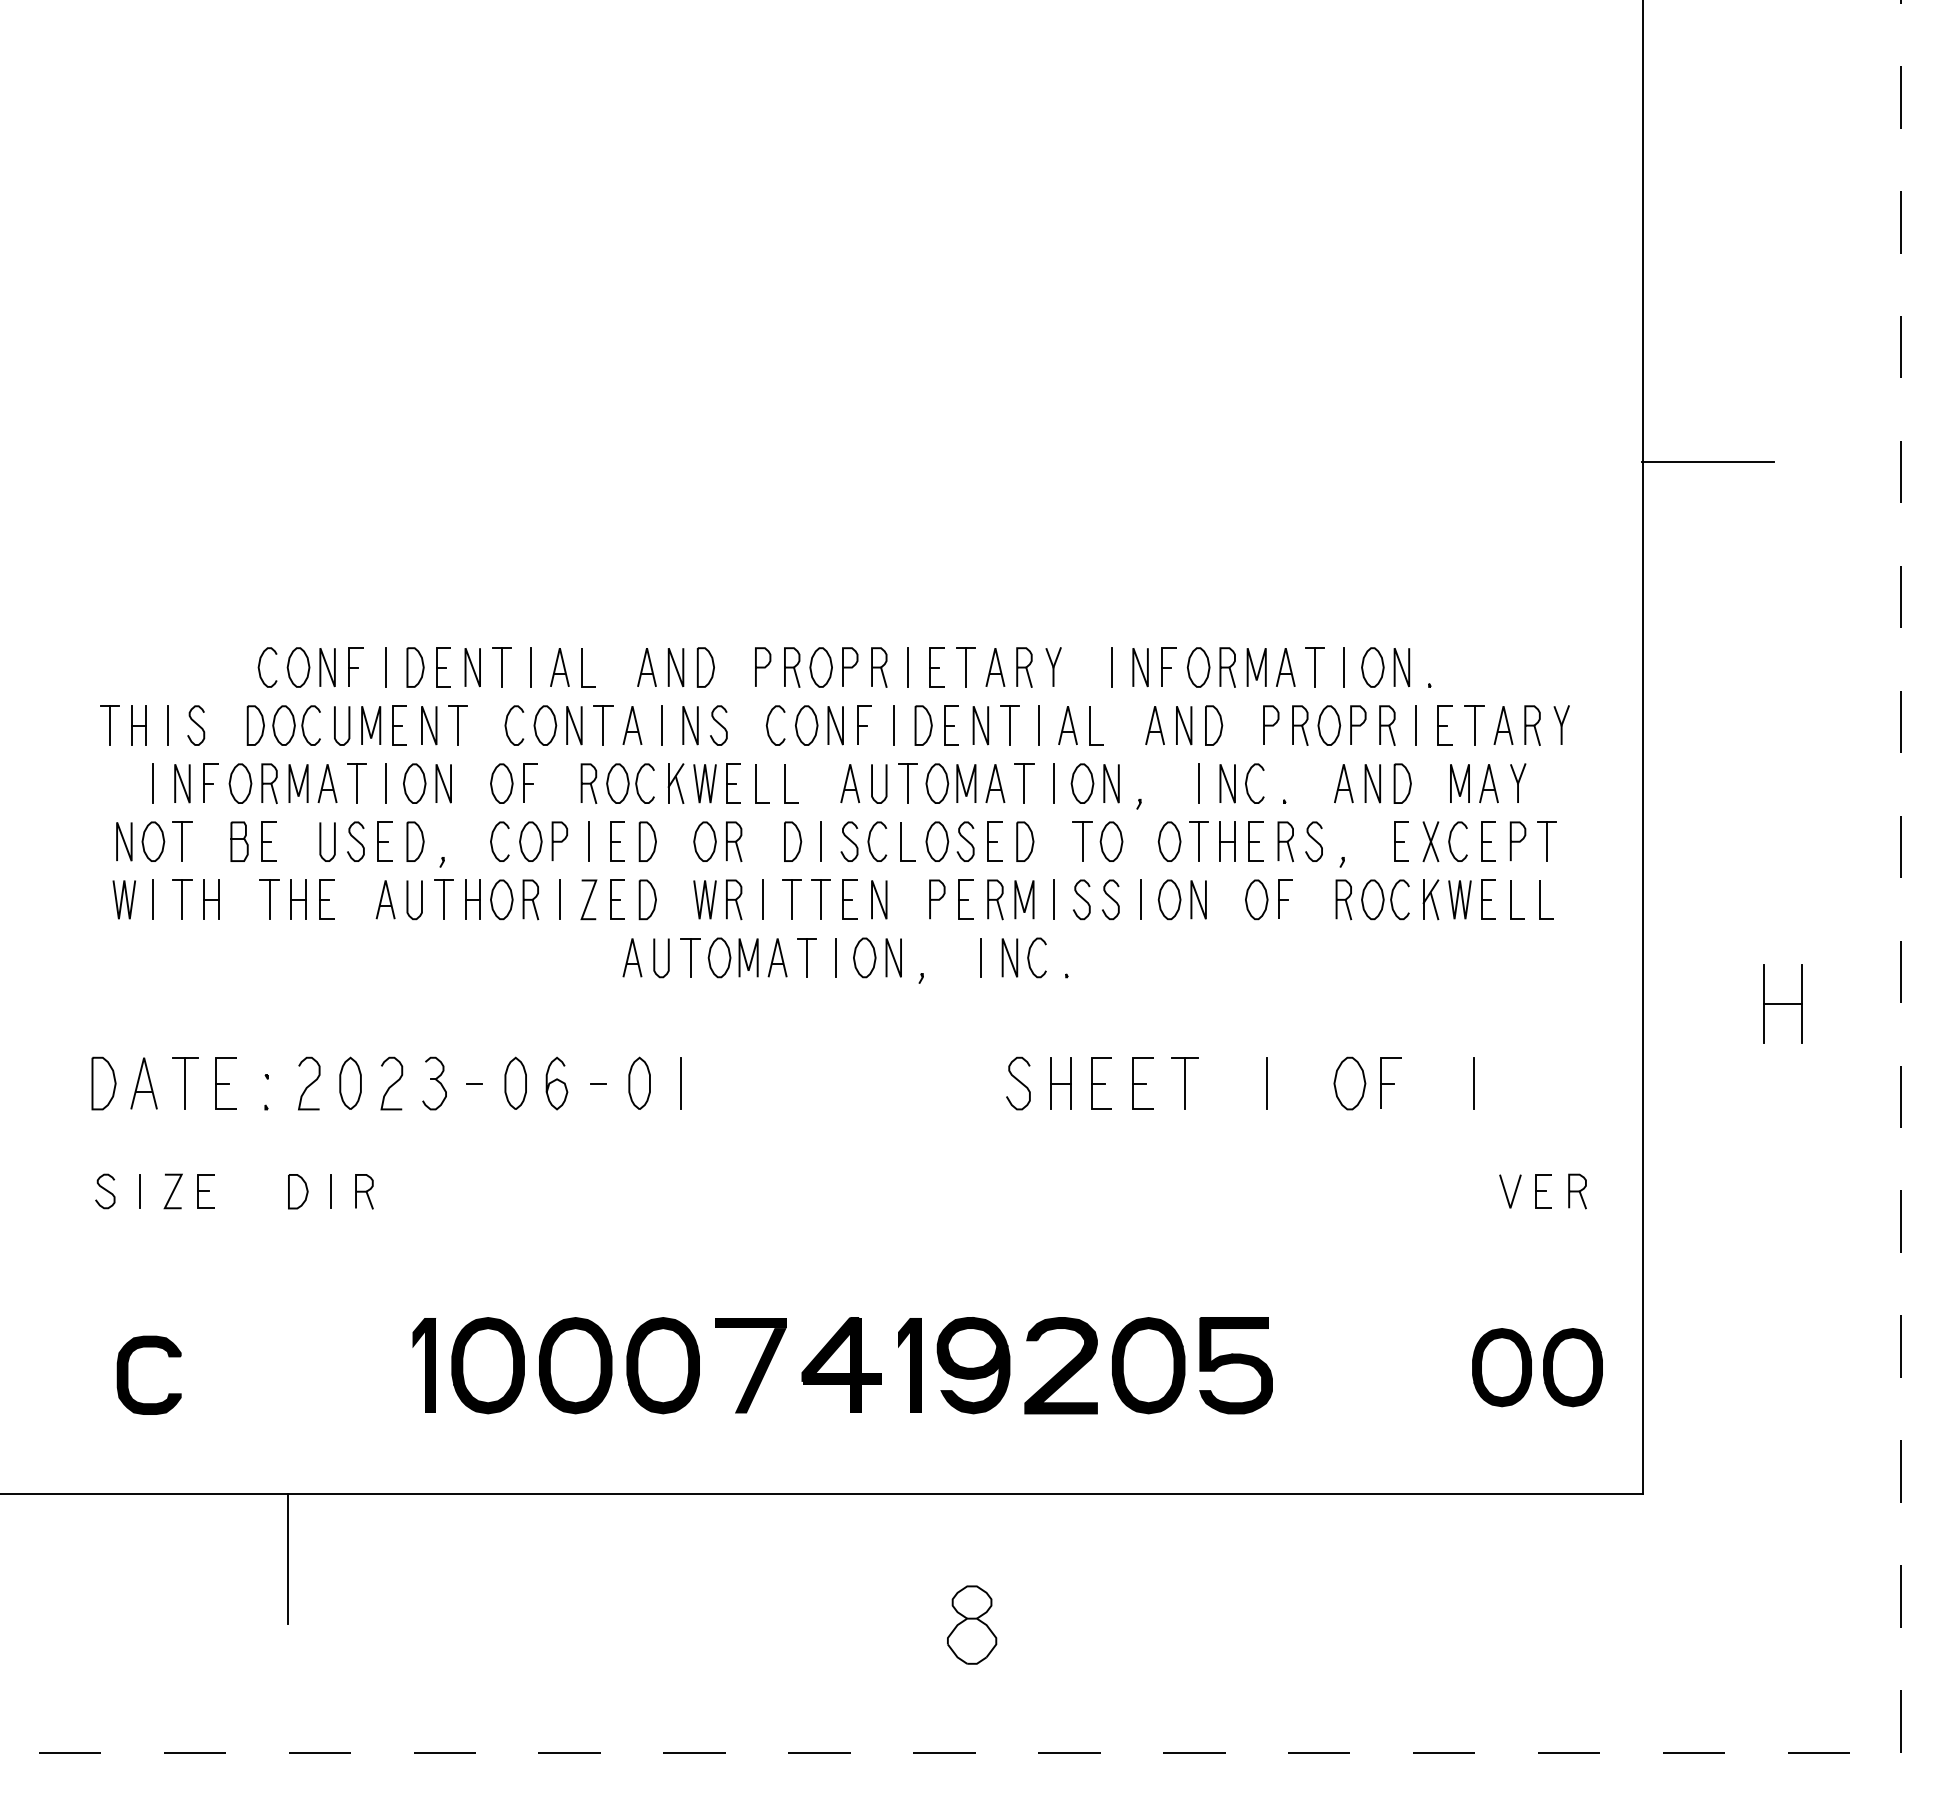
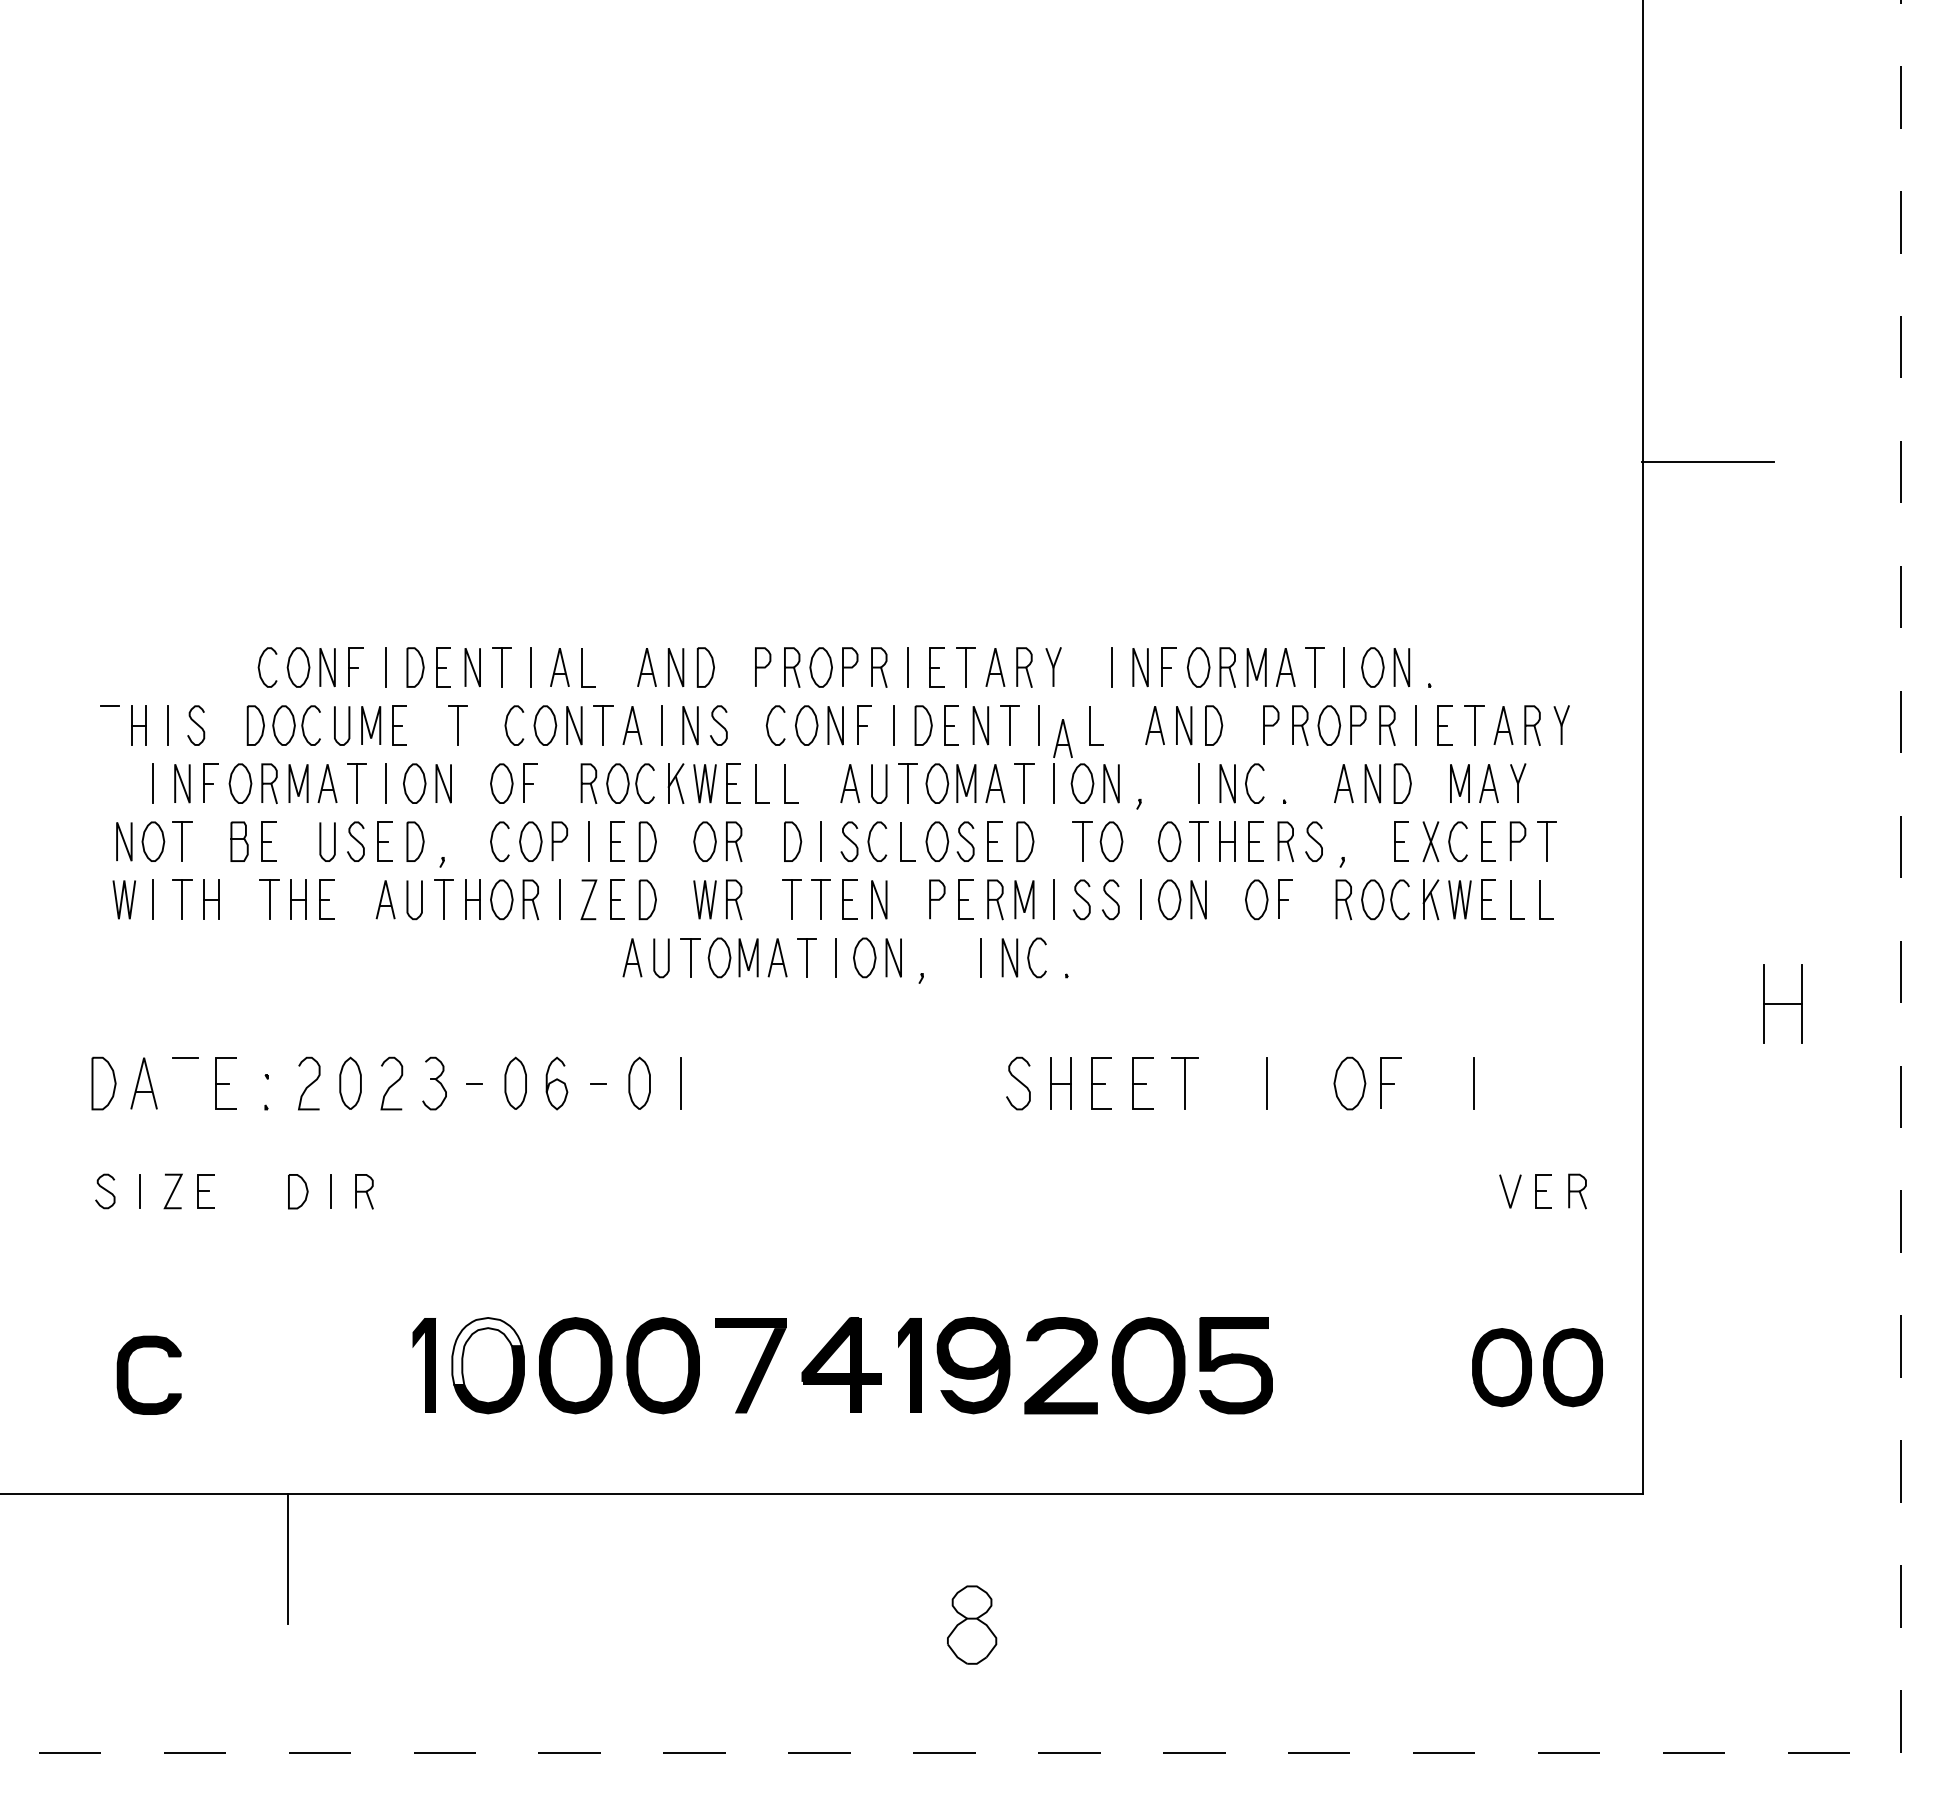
line: present -> none (109, 725)
line: present -> none (429, 725)
part position: (1067, 725) -> (1062, 738) (1062, 738)
line: present -> none (763, 899)
line: present -> none (185, 1083)
fill: present -> none (486, 1350)
